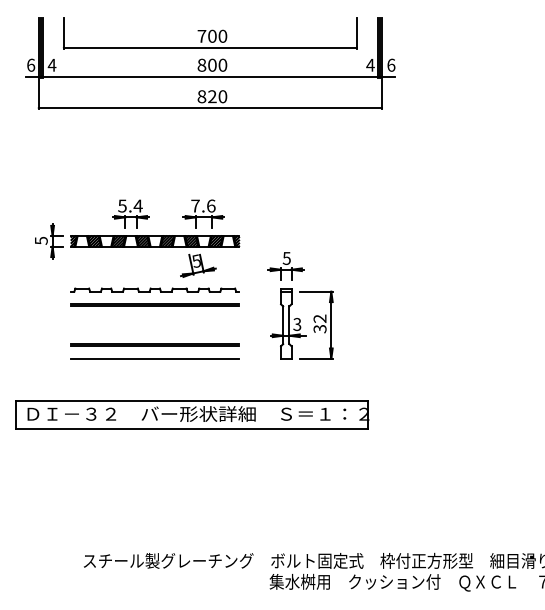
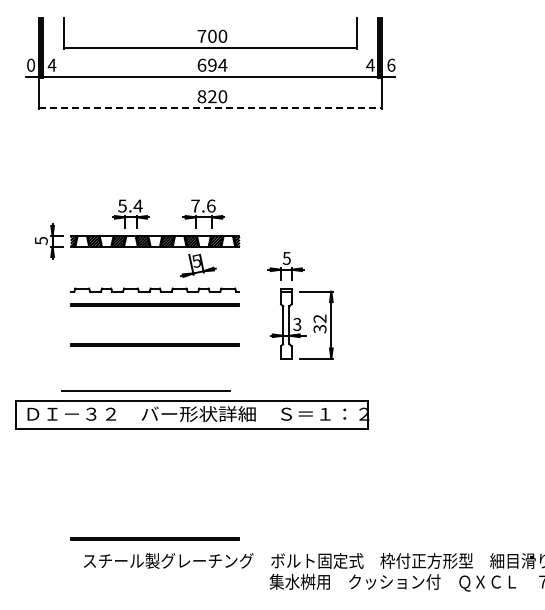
text: 6 -> 0 (31, 64)
text: 800 -> 694 (212, 64)
line: solid -> dashed (210, 107)
line position: (154, 358) -> (145, 390) (145, 390)
line: none -> present (154, 538)
